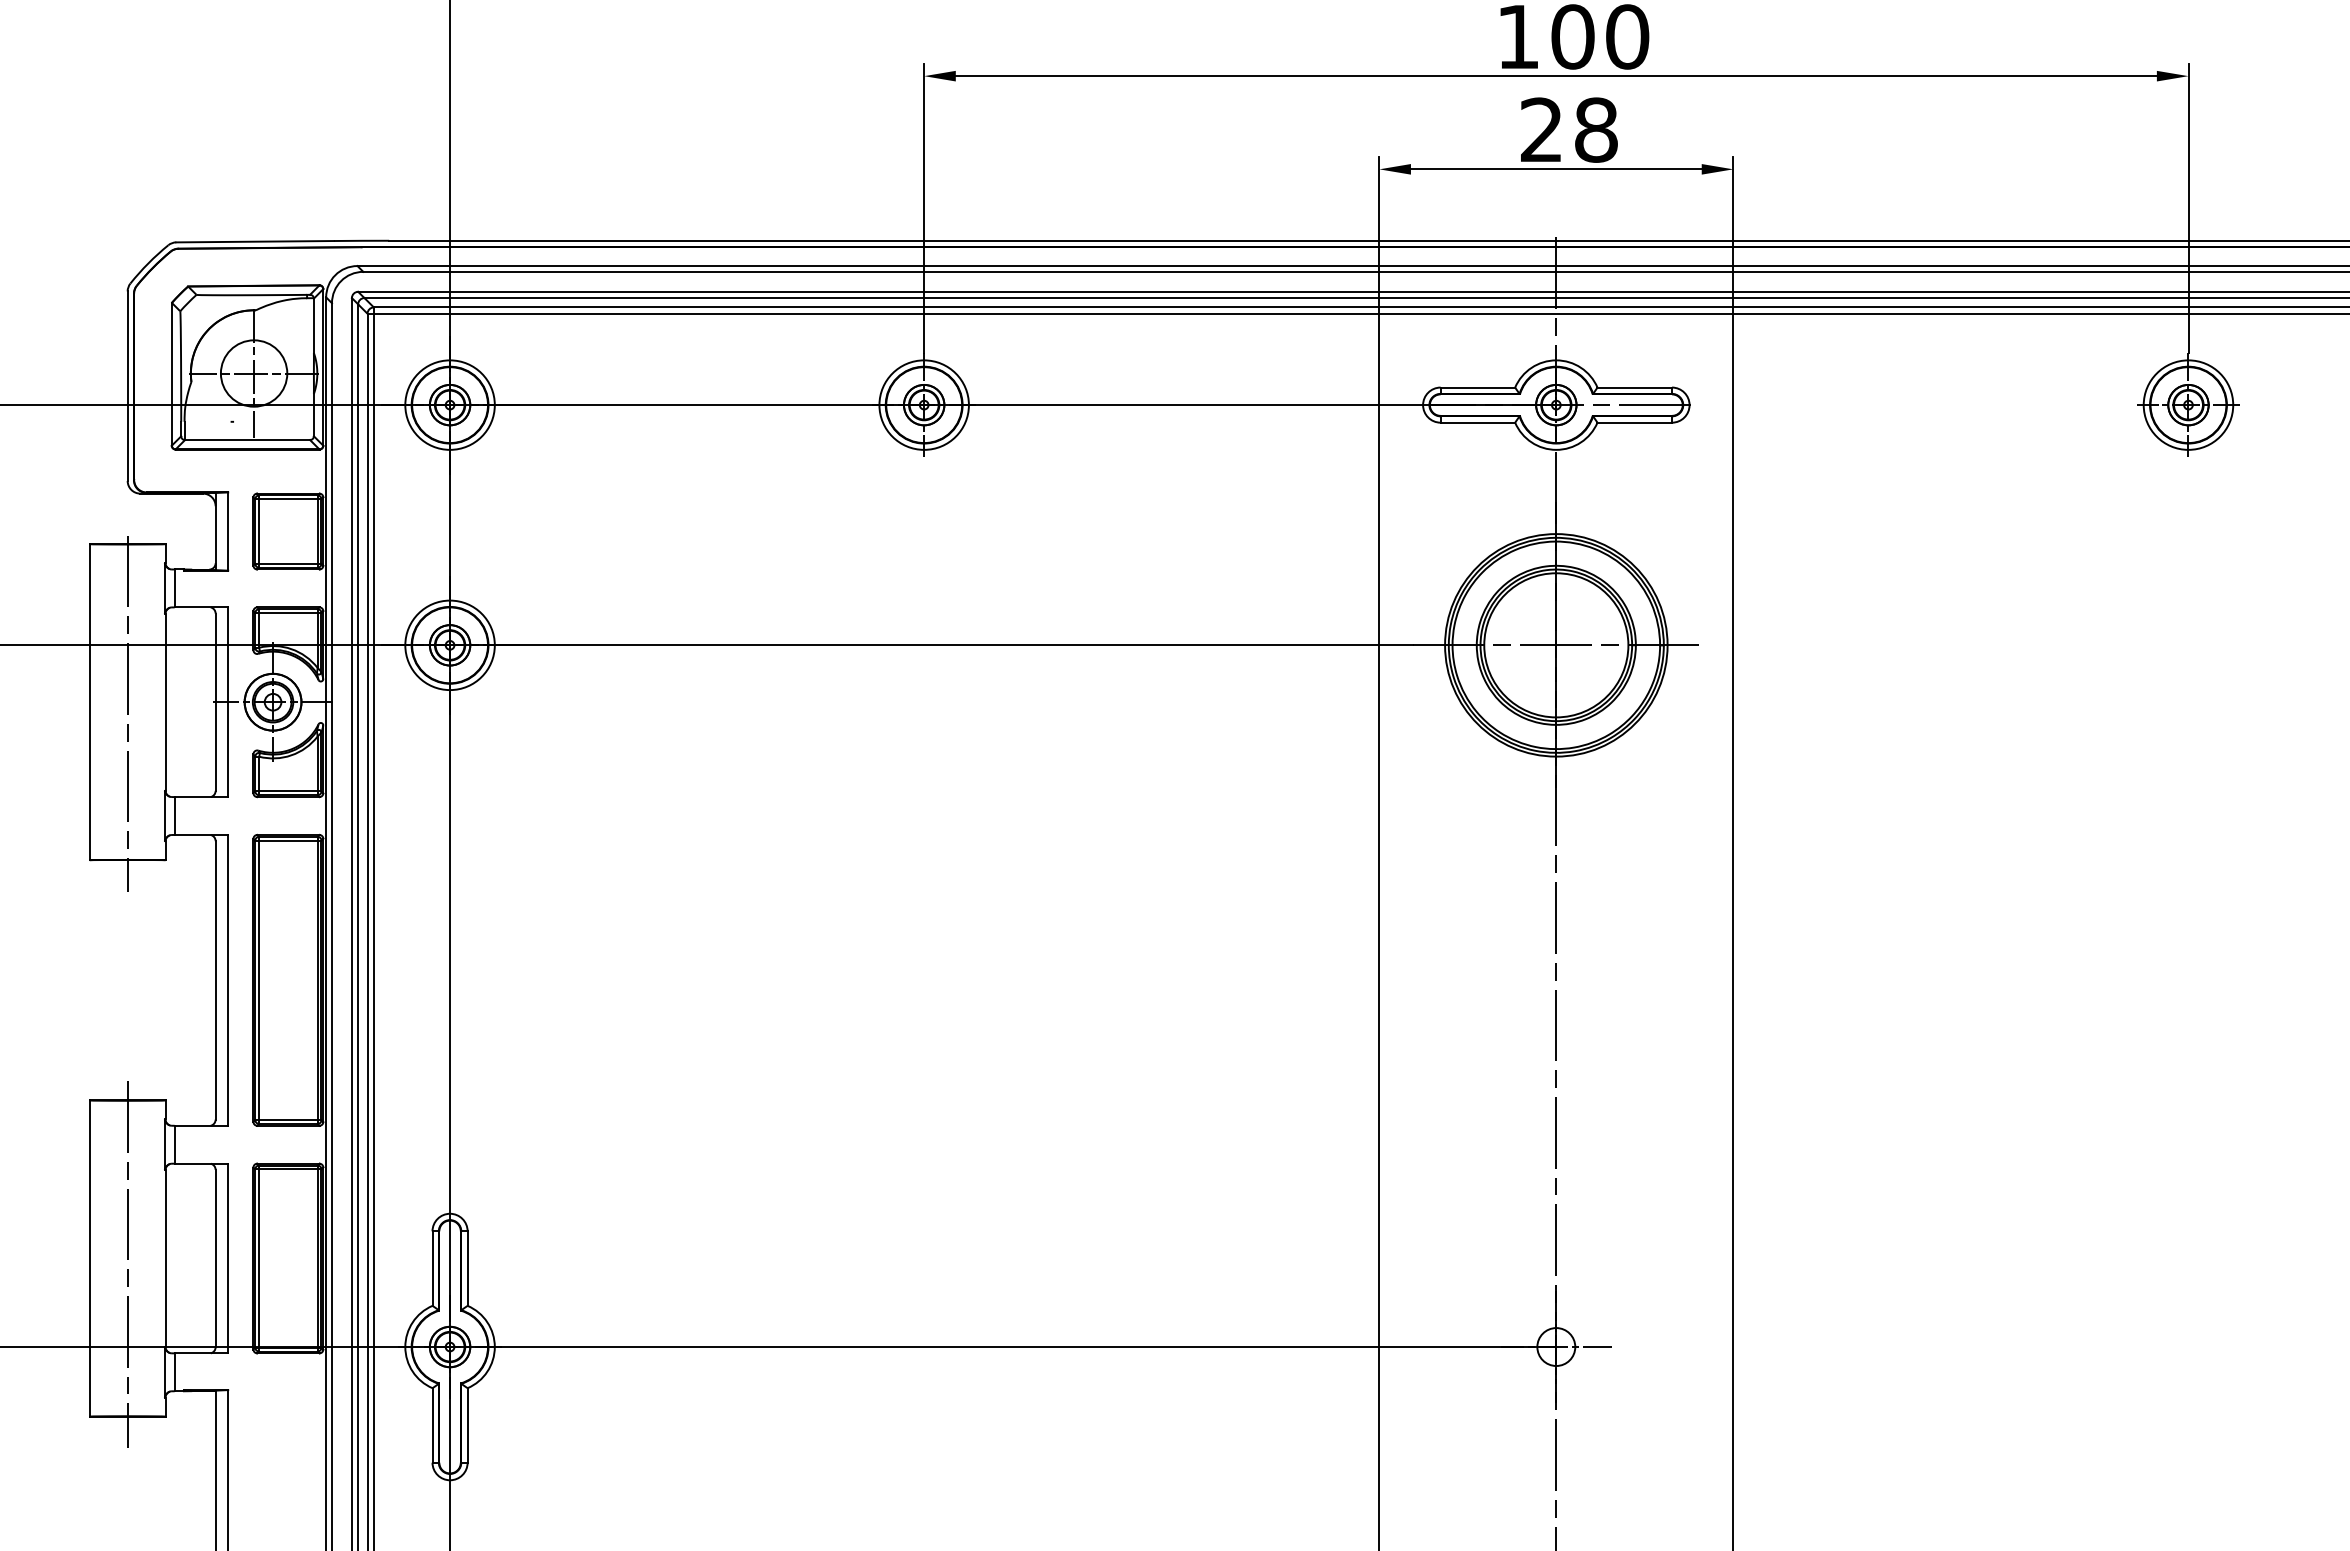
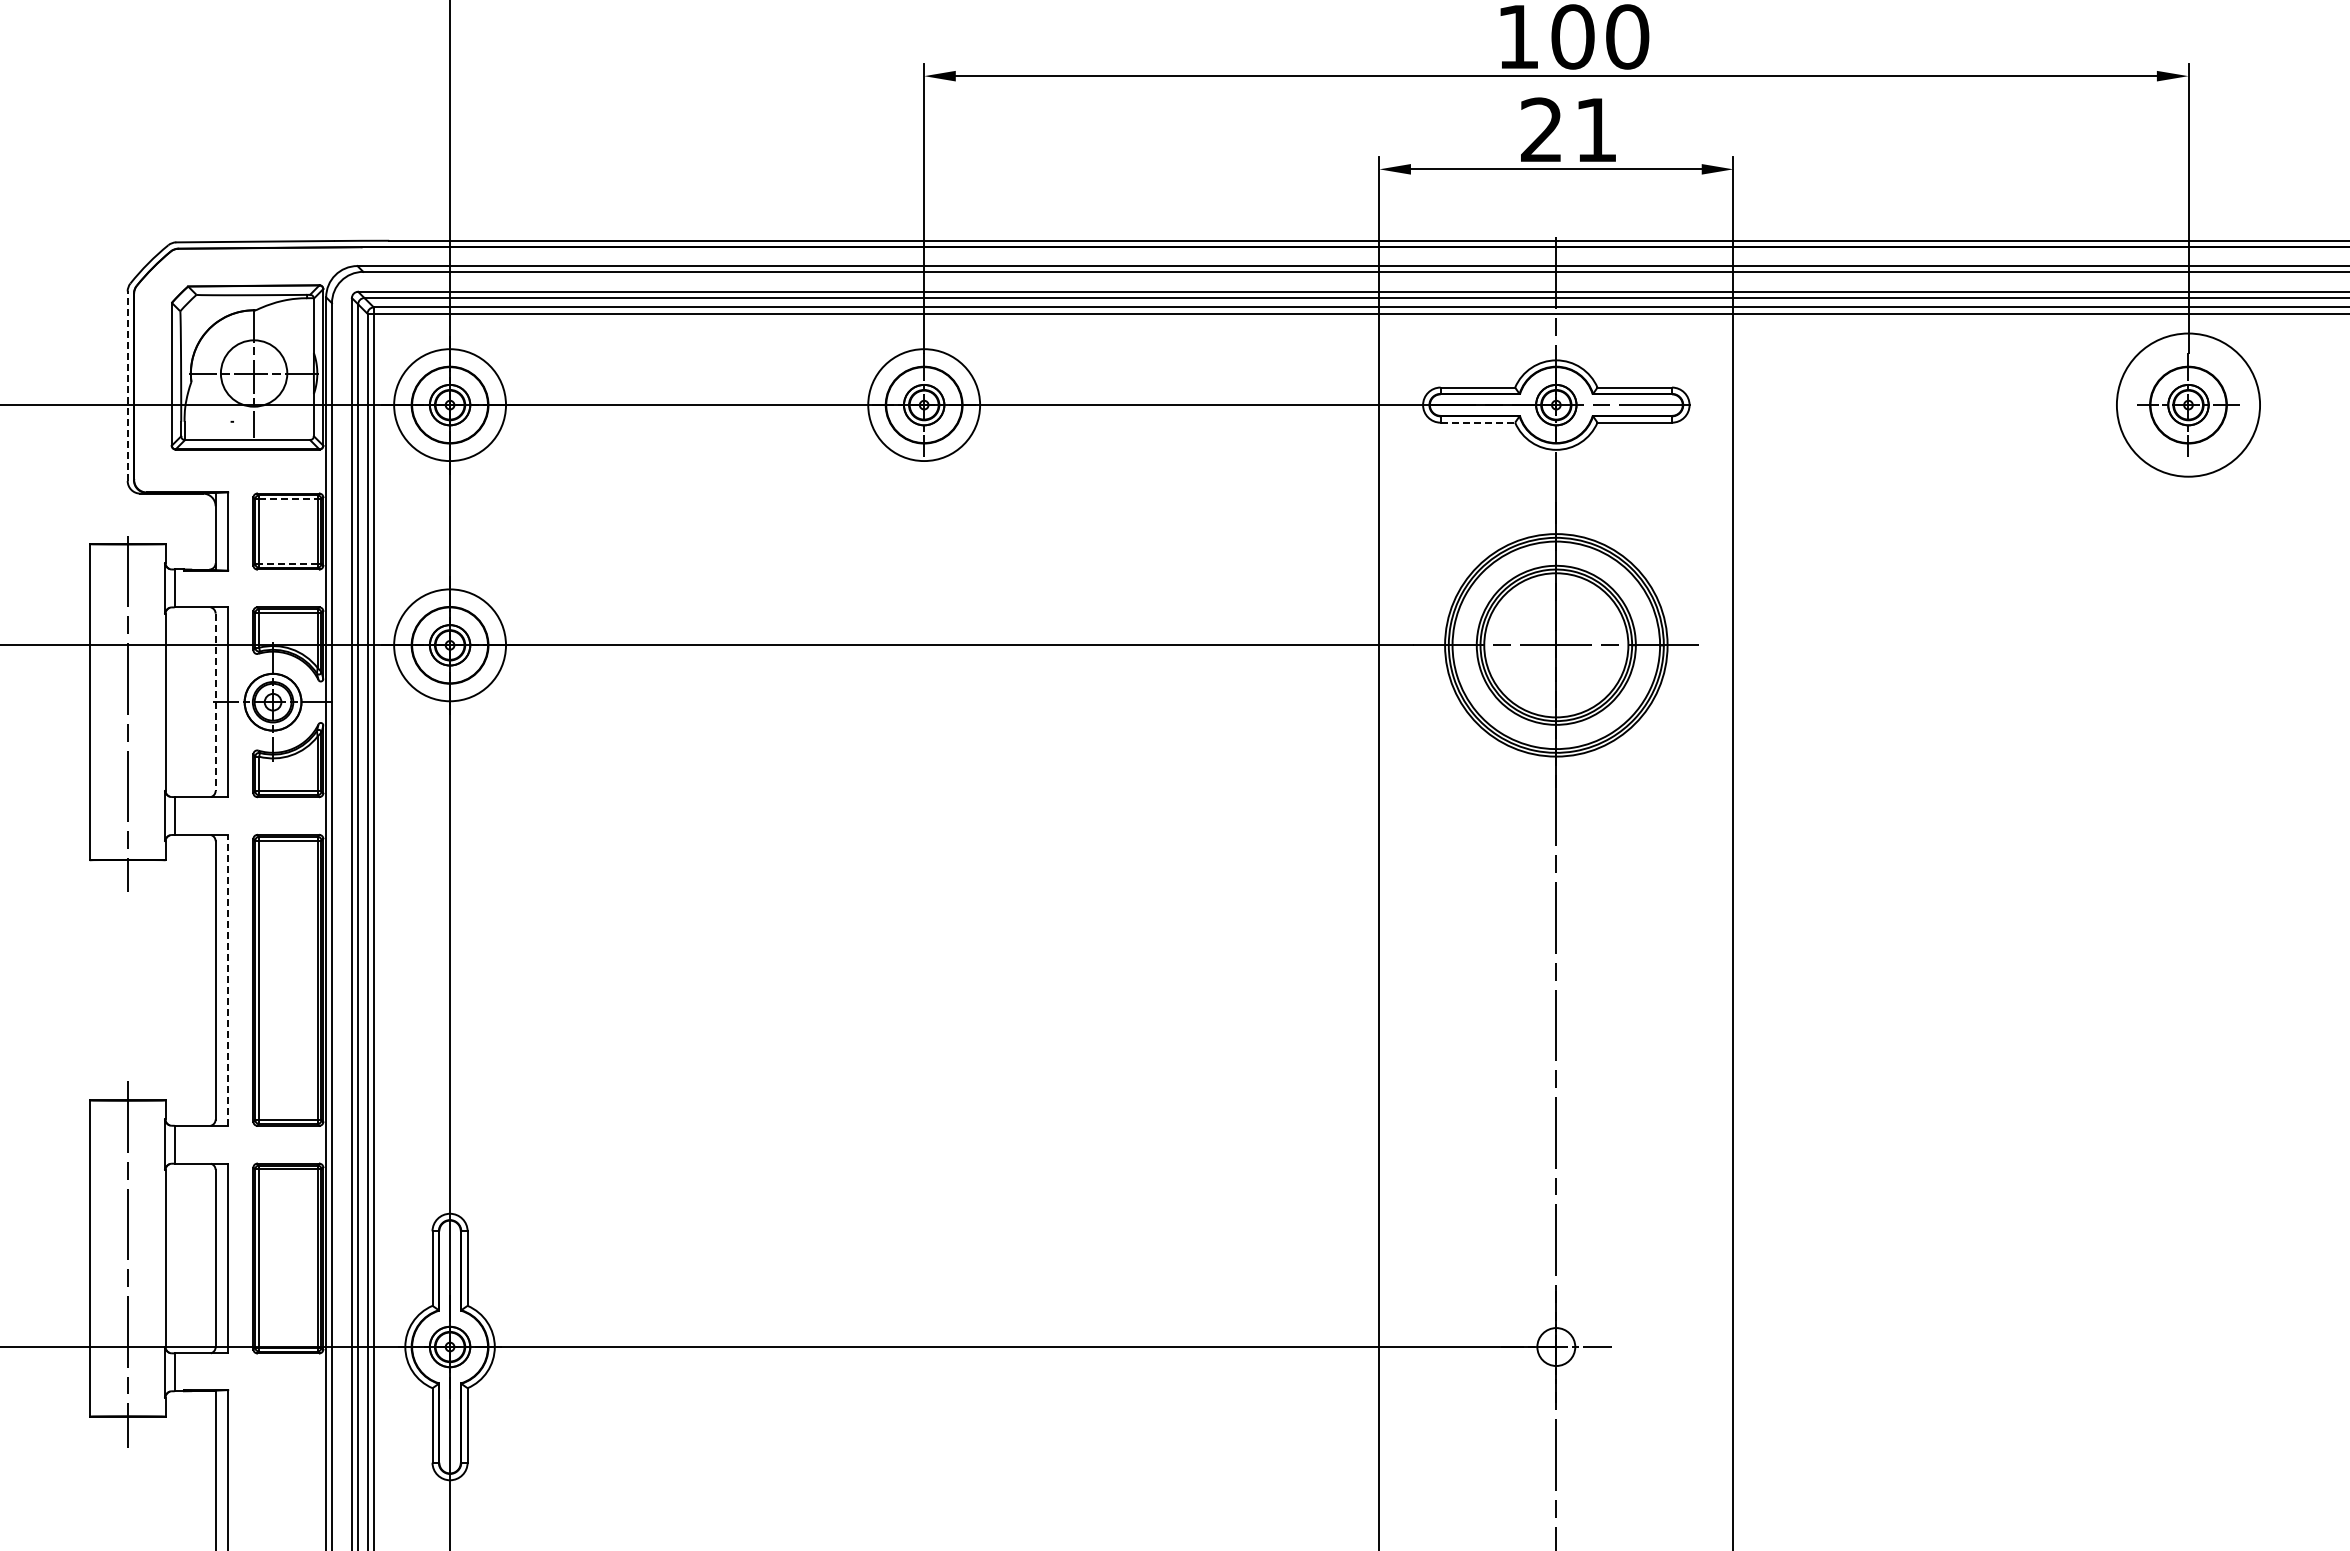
text: 28 -> 21 (1596, 129)
line: solid -> dashed (127, 386)
circle diameter: 89 px -> 112 px (450, 405)
circle diameter: 89 px -> 112 px (924, 405)
circle diameter: 89 px -> 143 px (2188, 404)
line: solid -> dashed (1478, 422)
line: solid -> dashed (288, 499)
line: solid -> dashed (287, 563)
circle diameter: 89 px -> 112 px (450, 645)
line: solid -> dashed (215, 702)
line: solid -> dashed (228, 979)
